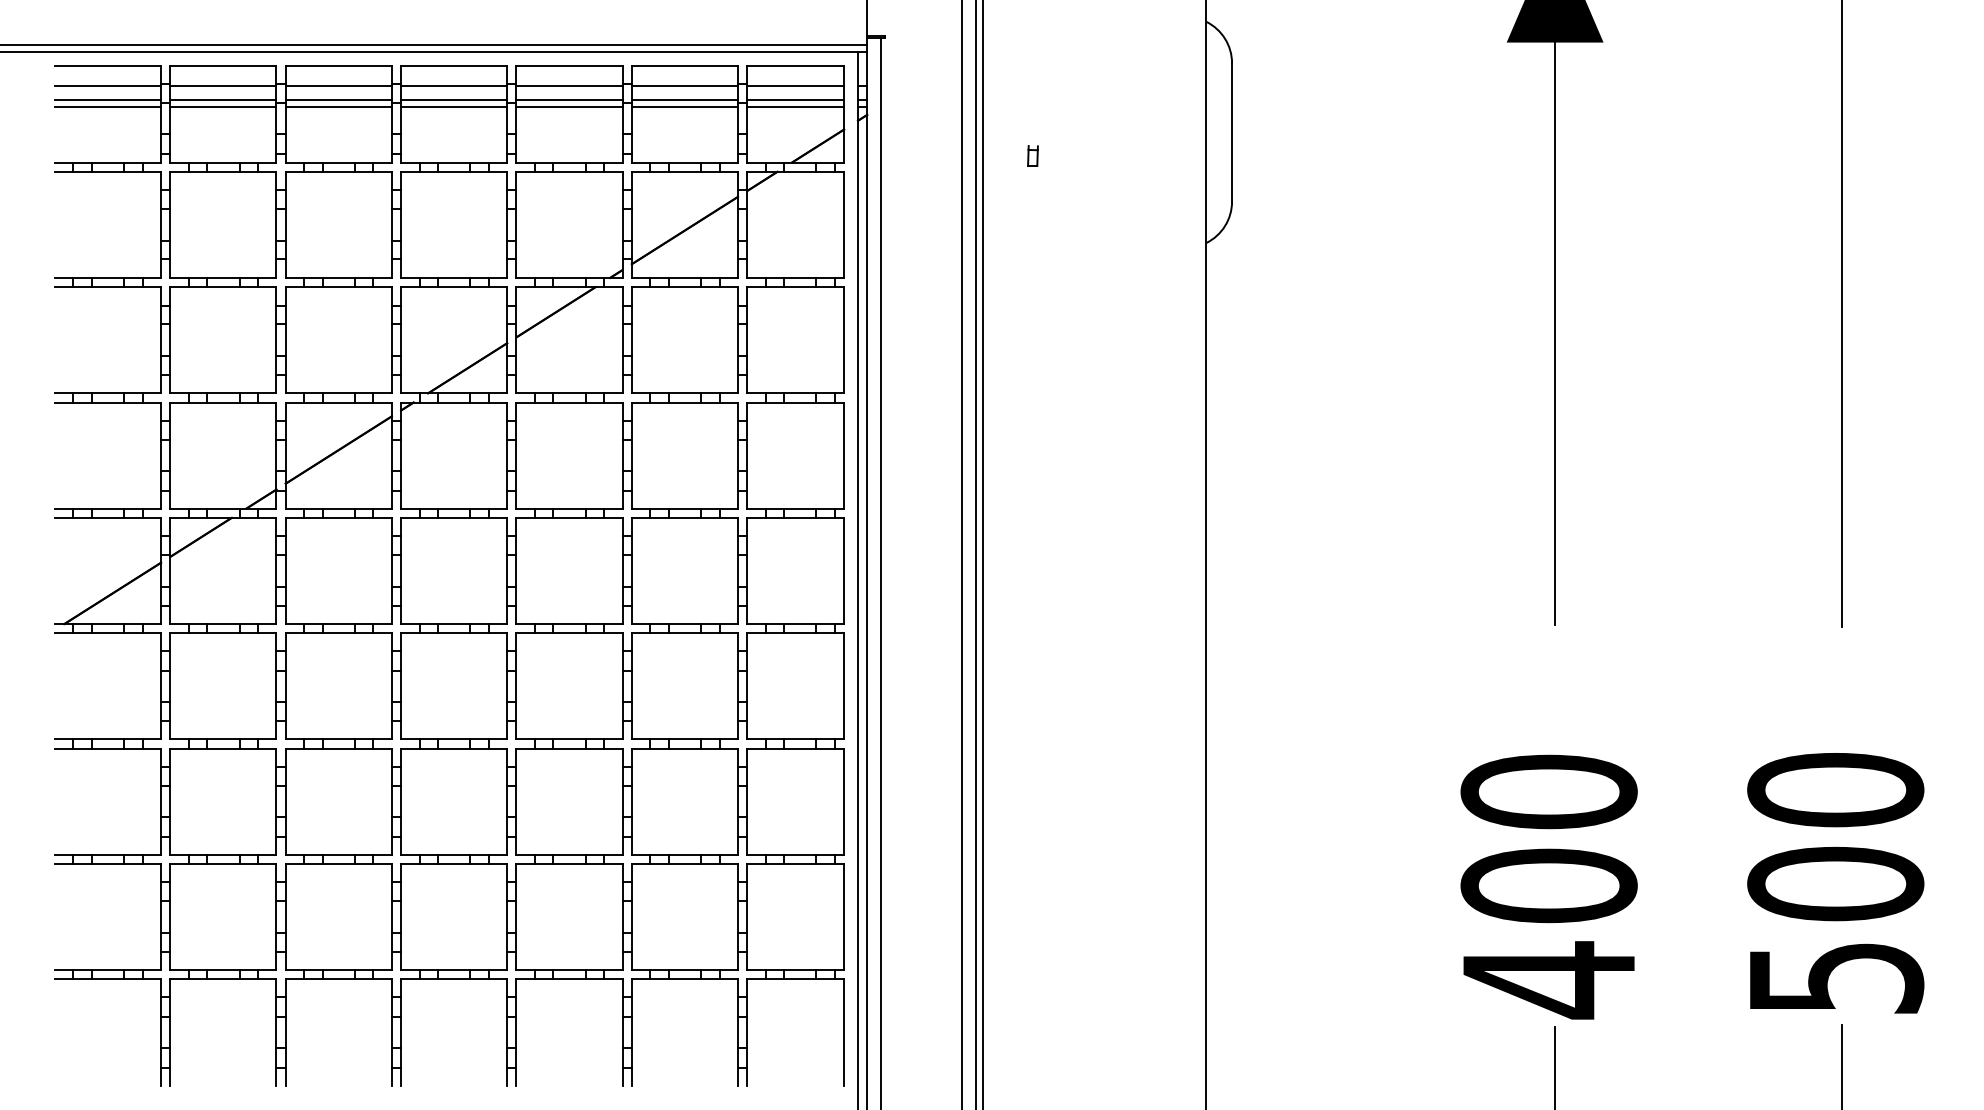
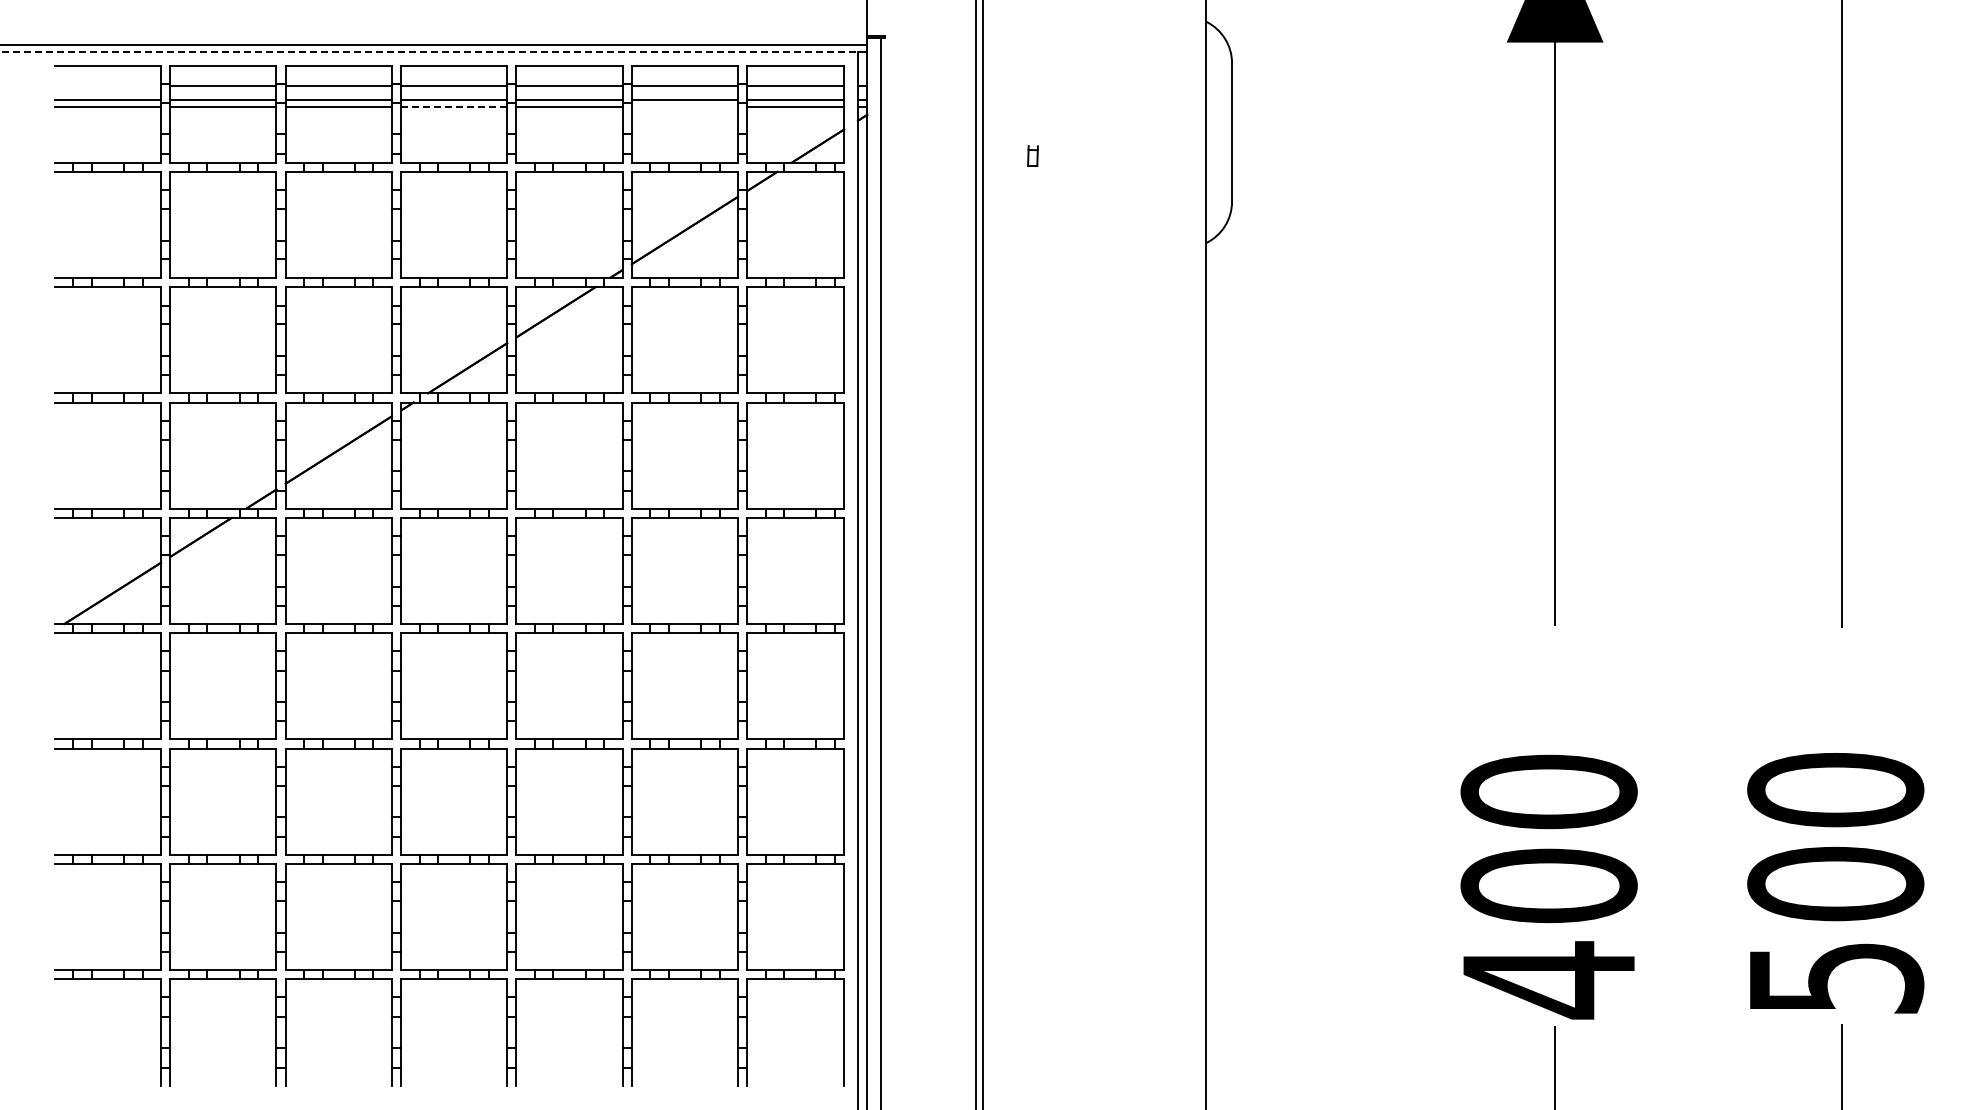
line: solid -> dashed (429, 51)
line: present -> none (107, 86)
line: solid -> dashed (453, 107)
line: present -> none (684, 107)
line: present -> none (961, 554)
